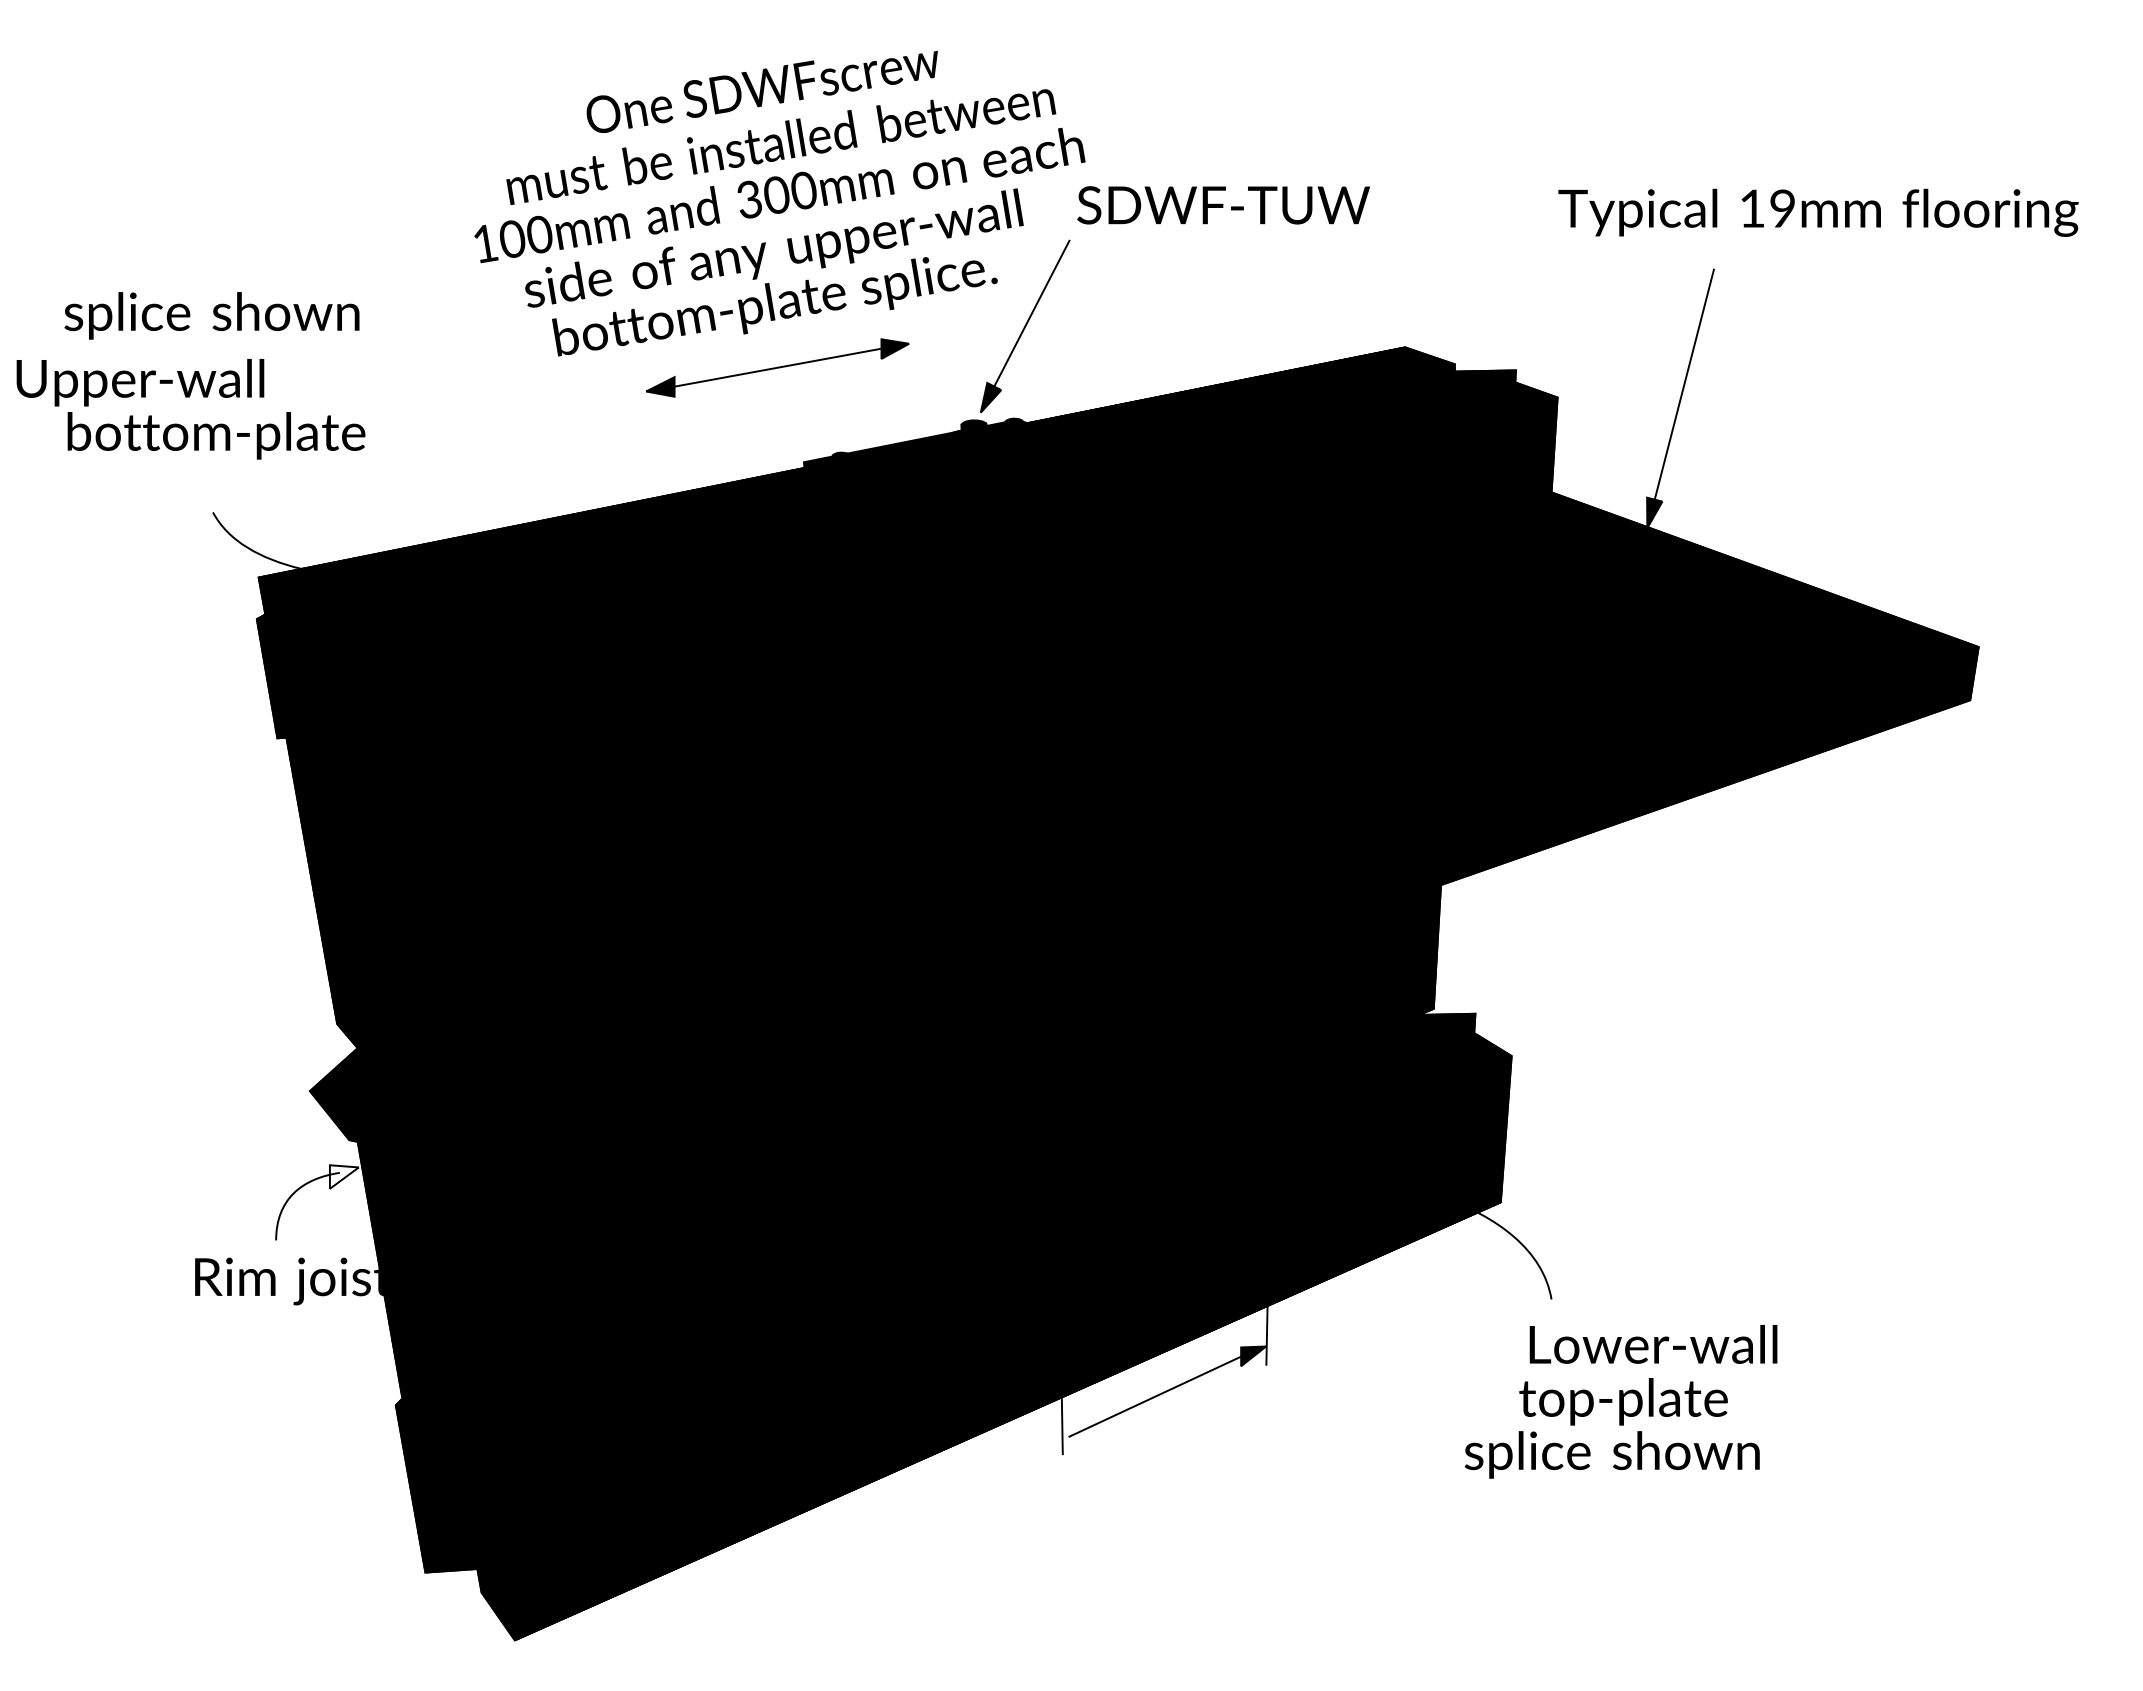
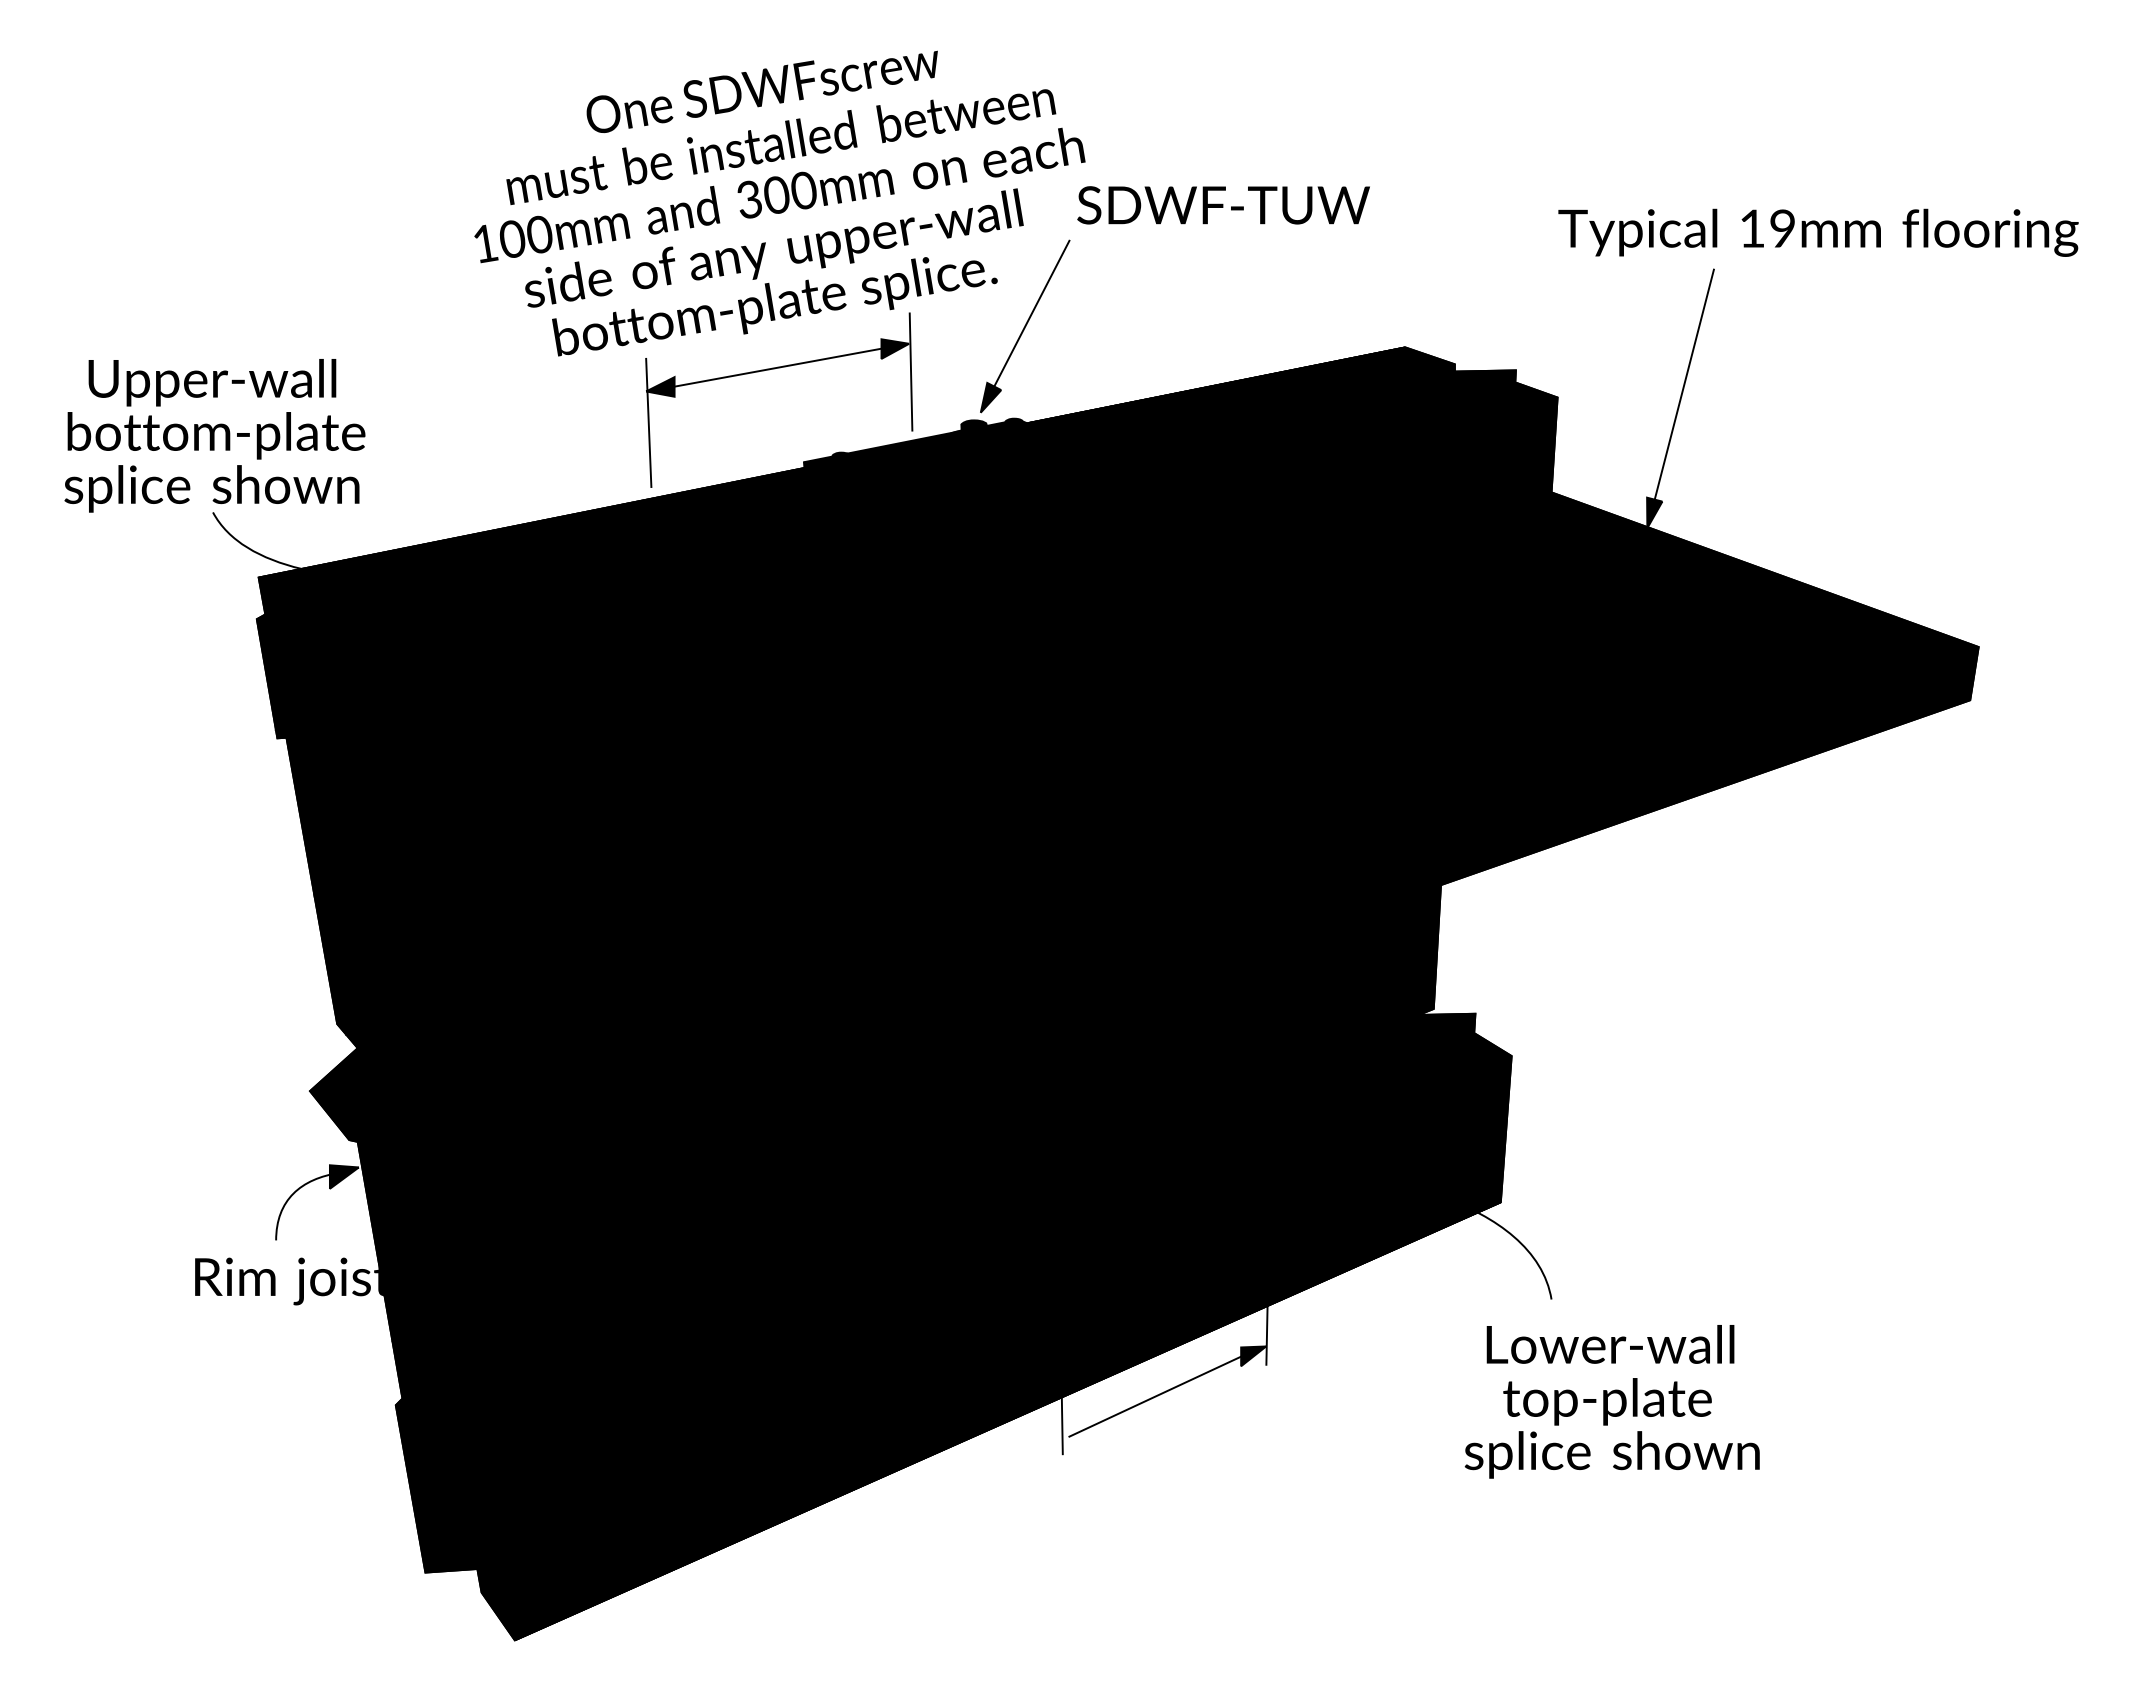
text position: (1818, 212) -> (1818, 232) (1818, 232)
text position: (211, 315) -> (211, 488) (211, 488)
line: none -> present (910, 371)
text position: (140, 382) -> (212, 382) (212, 382)
line: none -> present (648, 422)
fill: none -> present (343, 1176)
text position: (1653, 1344) -> (1610, 1344) (1610, 1344)
text position: (1623, 1401) -> (1607, 1401) (1607, 1401)
